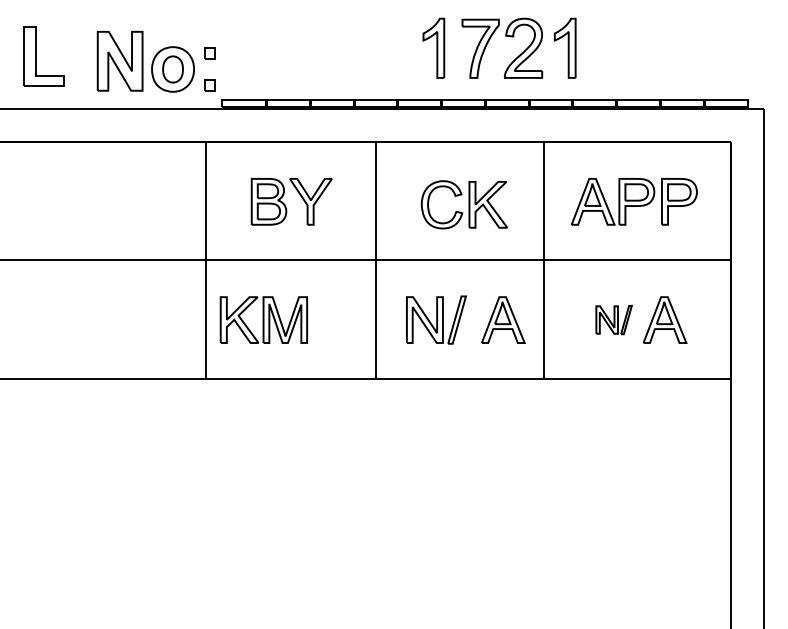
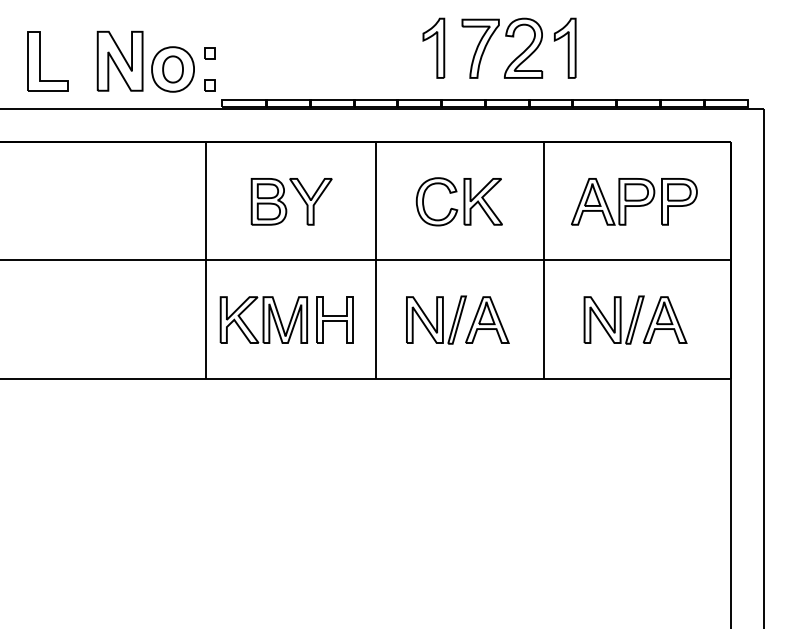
part position: (36, 56) -> (40, 61) (40, 61)
part position: (463, 204) -> (458, 201) (458, 201)
part: none -> present (334, 319)
part position: (503, 319) -> (487, 319) (487, 319)
part size: 38x31 px -> 62x50 px (613, 319)
